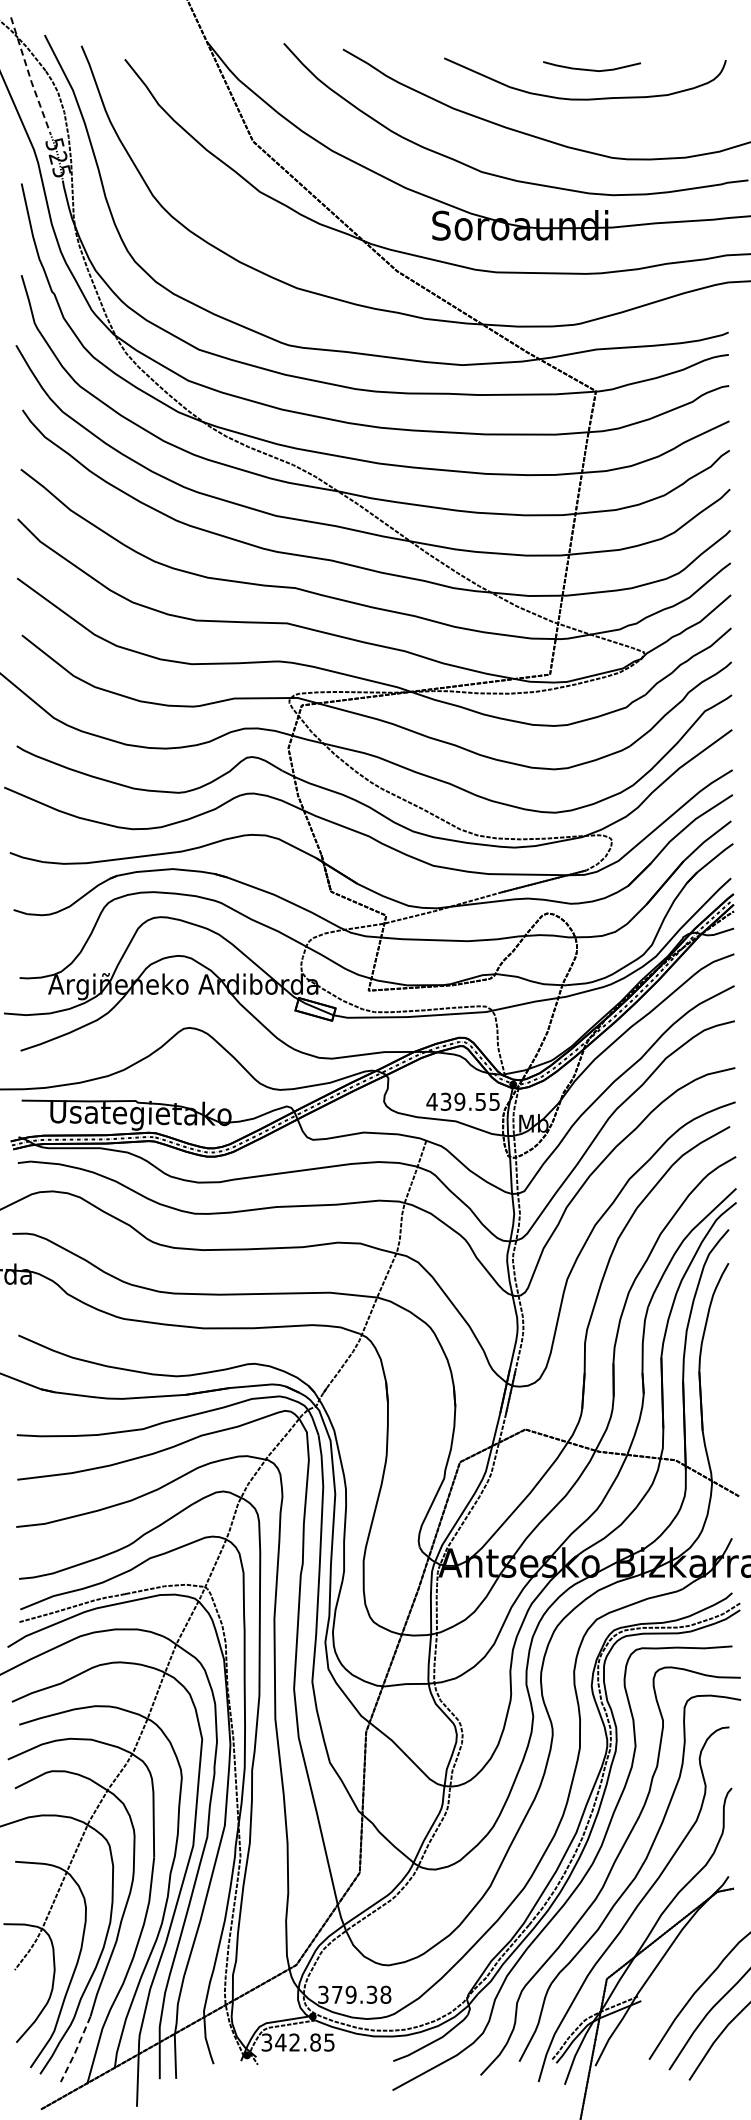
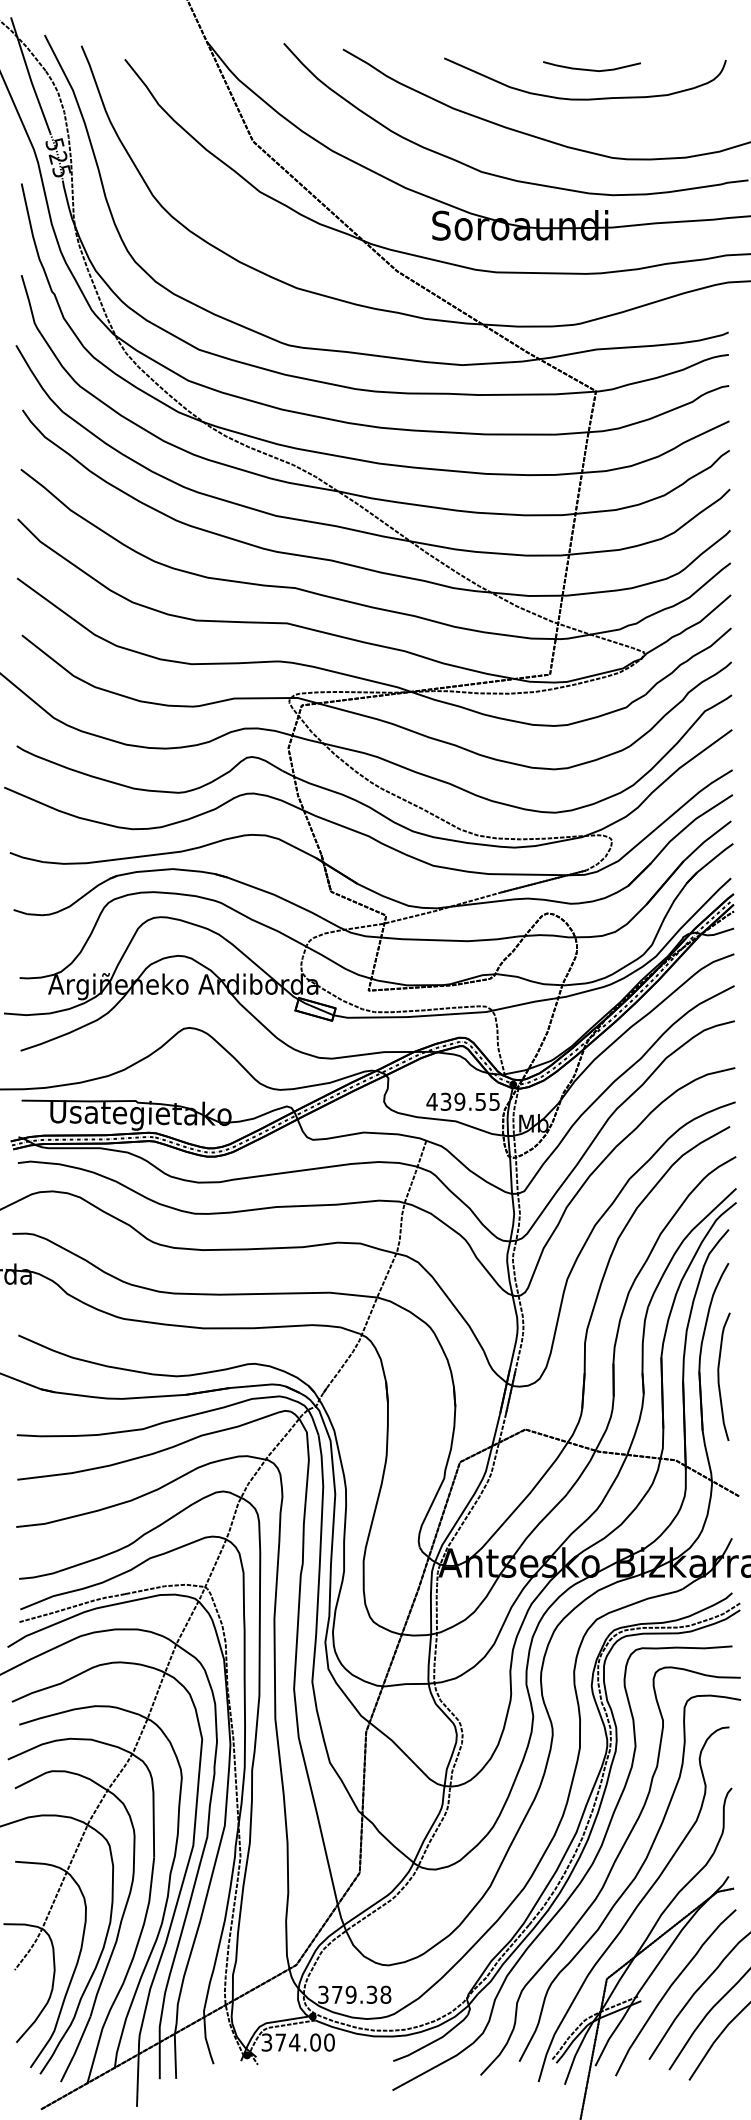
line: dashed -> solid (30, 77)
curve: none -> present (719, 1376)
curve: none -> present (670, 1988)
text: 342.85 -> 374.00 (304, 2042)
line: dashed -> solid (76, 2050)
